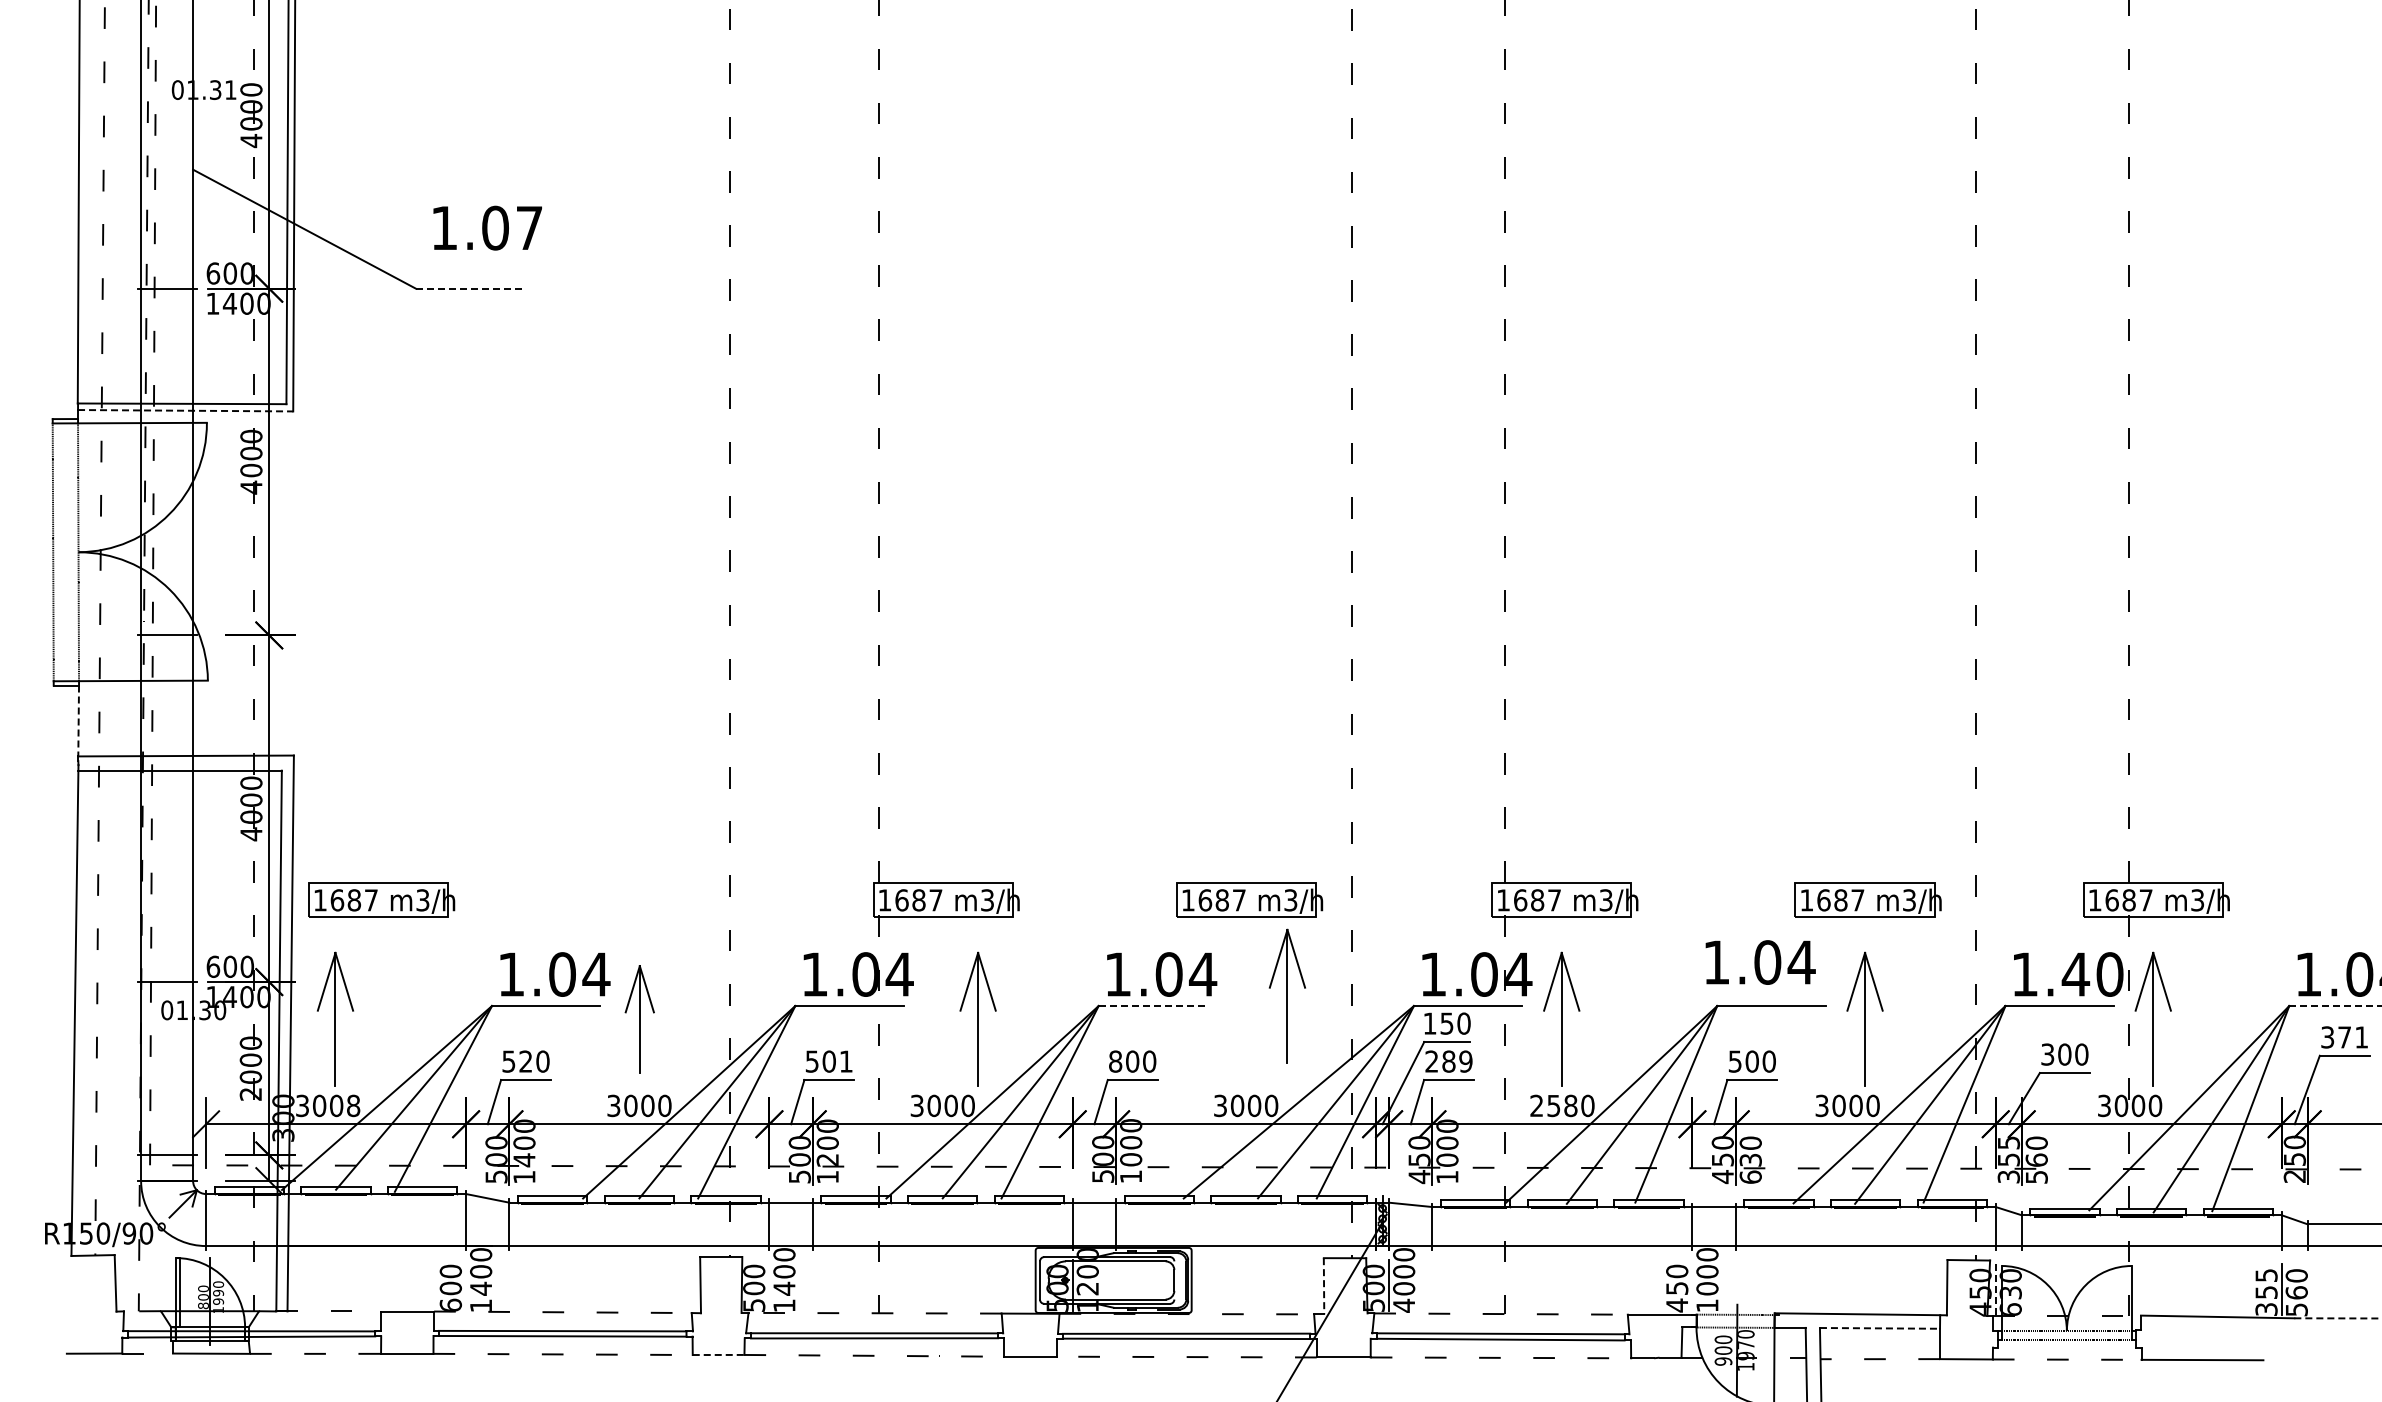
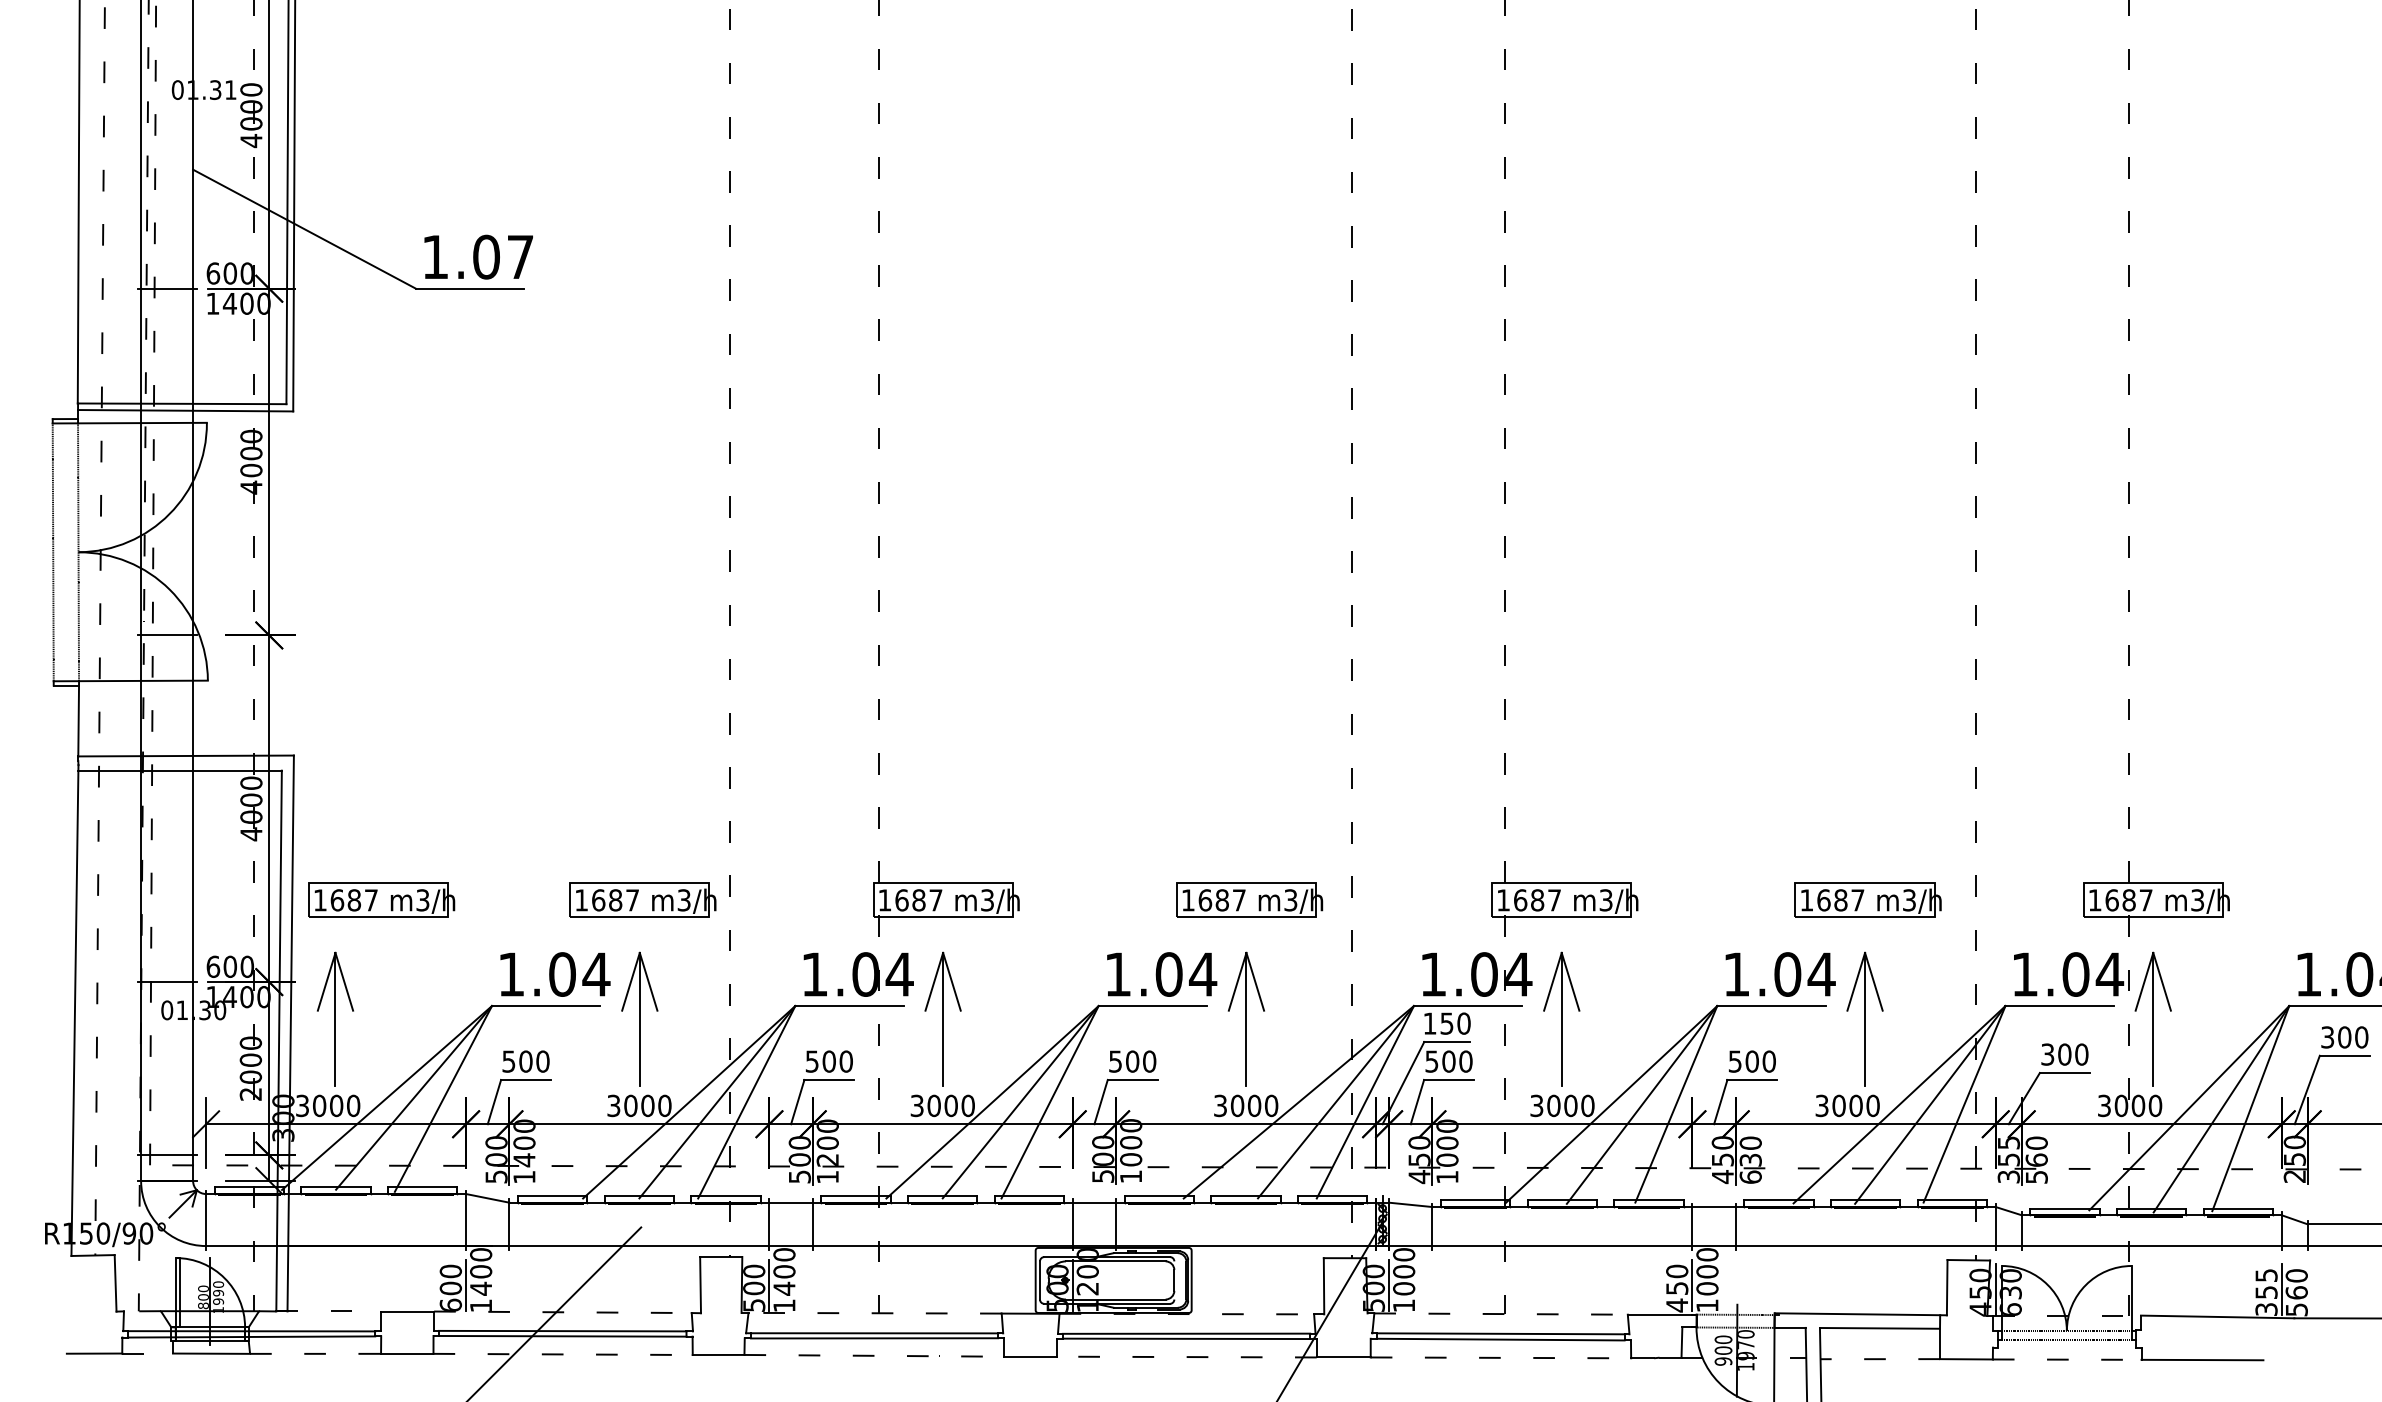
text position: (487, 227) -> (478, 256) (478, 256)
line: dashed -> solid (470, 288)
line: dashed -> solid (185, 410)
line: dashed -> solid (78, 721)
part: none -> present (642, 899)
text position: (1760, 962) -> (1780, 974) (1780, 974)
text: 1.40 -> 1.04 (2092, 974)
part position: (1286, 995) -> (1245, 1018) (1245, 1018)
line: dashed -> solid (1153, 1006)
line: dashed -> solid (2335, 1006)
part position: (977, 1018) -> (942, 1018) (942, 1018)
part size: 31x109 px -> 38x136 px (639, 1018)
text: 371 -> 300 (2353, 1037)
text: 520 -> 500 (525, 1061)
text: 501 -> 500 (845, 1061)
text: 800 -> 500 (1115, 1061)
text: 289 -> 500 (1448, 1061)
text: 3008 -> 3000 (353, 1105)
text: 2580 -> 3000 (1553, 1105)
line: none -> present (466, 1285)
line: none -> present (769, 1285)
line: none -> present (1692, 1285)
line: dashed -> solid (1324, 1286)
line: dashed -> solid (1995, 1289)
text: 4000 -> 1000 (1403, 1305)
line: none -> present (555, 1312)
line: dashed -> solid (2338, 1318)
line: dashed -> solid (1880, 1328)
line: dashed -> solid (718, 1354)
